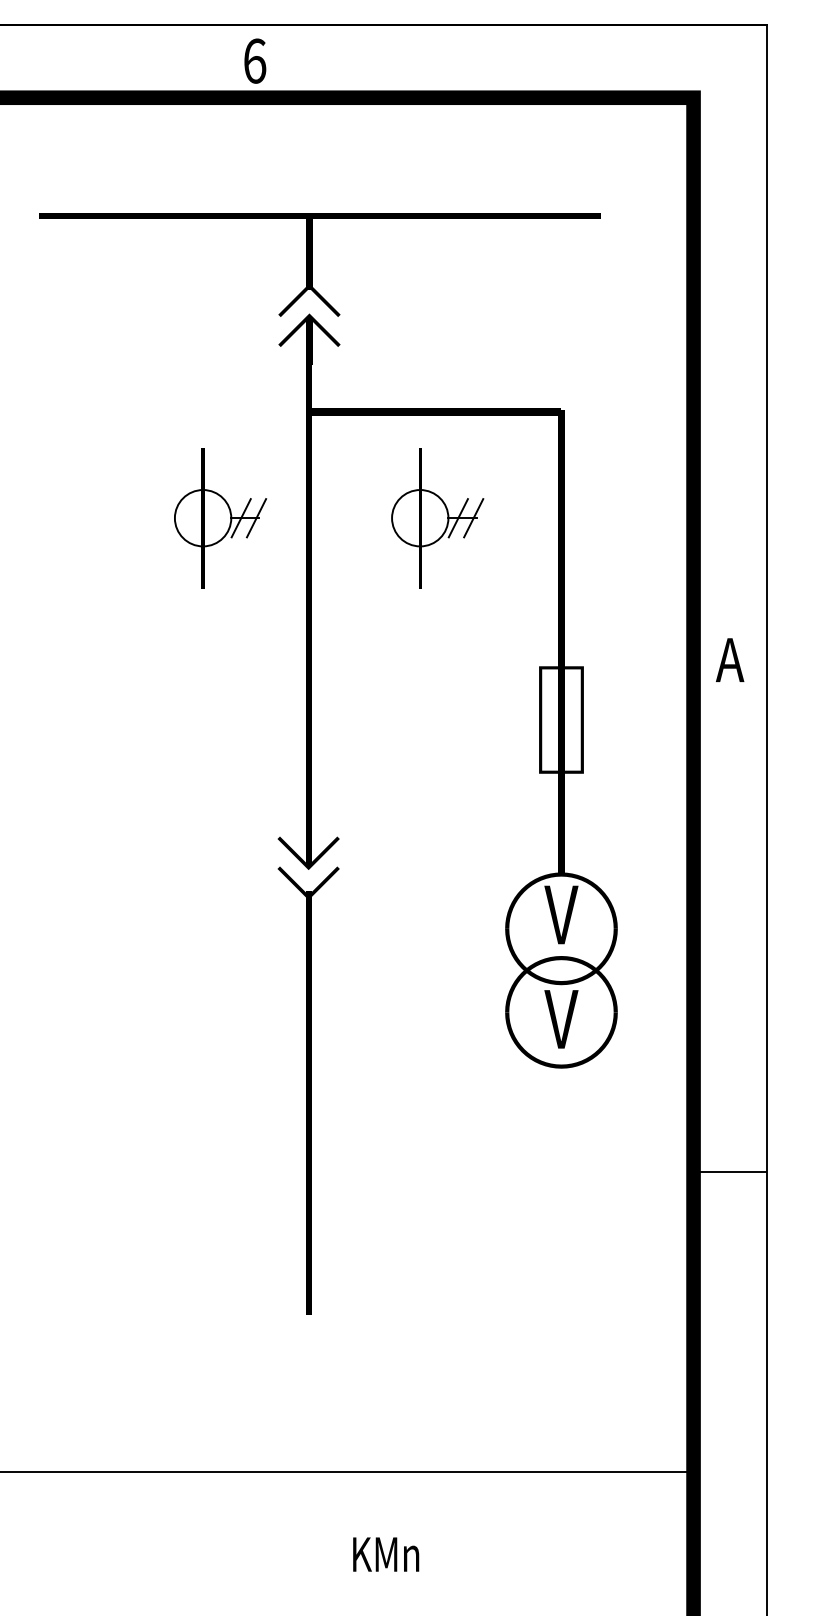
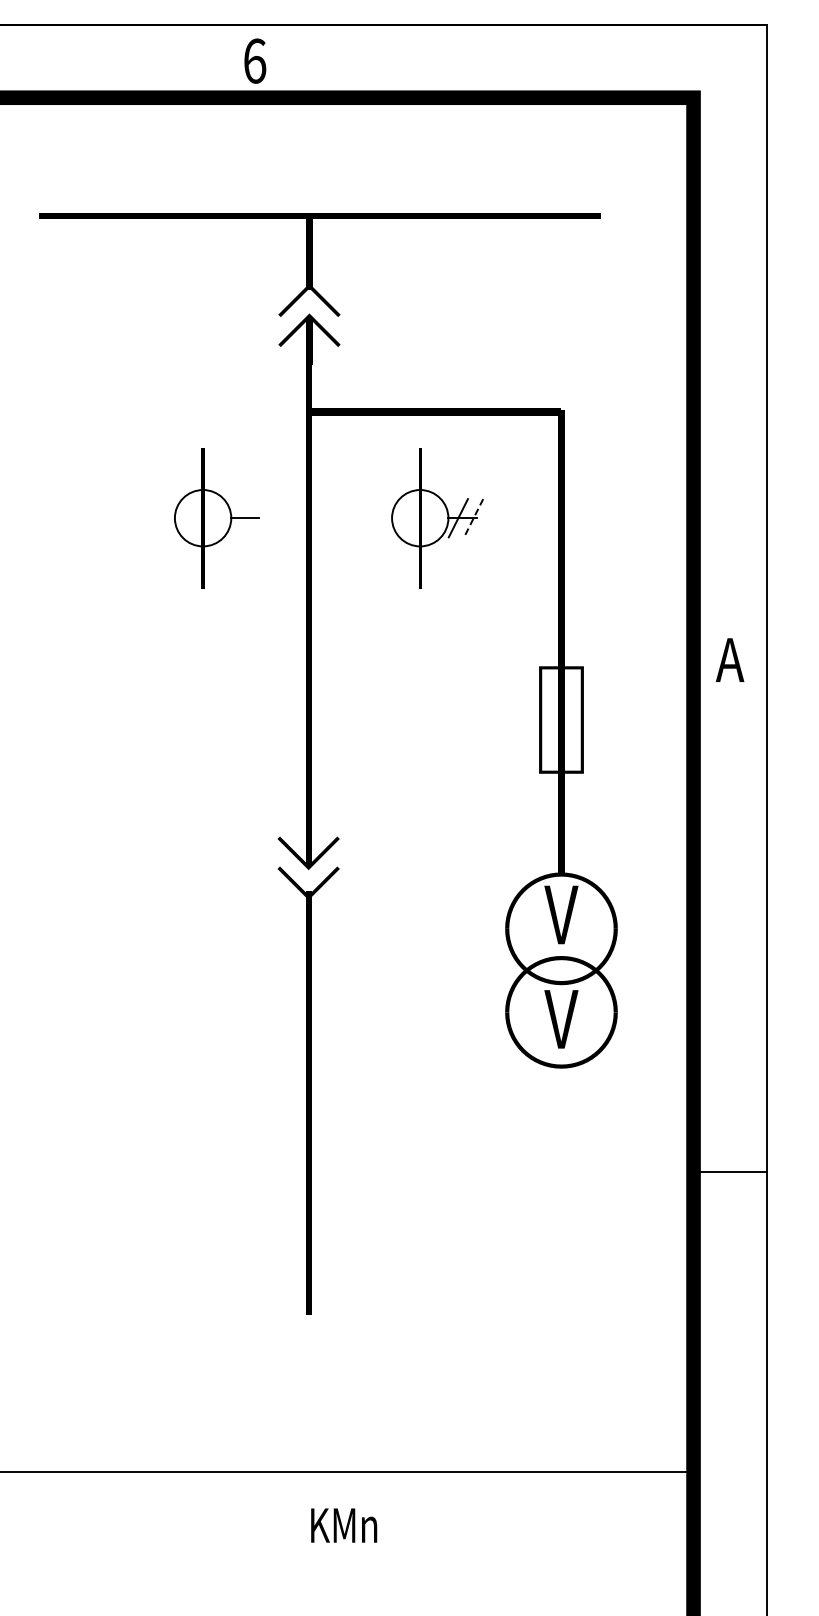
line: present -> none (240, 518)
line: present -> none (256, 518)
line: solid -> dashed (473, 518)
text position: (386, 1554) -> (344, 1525) (344, 1525)
